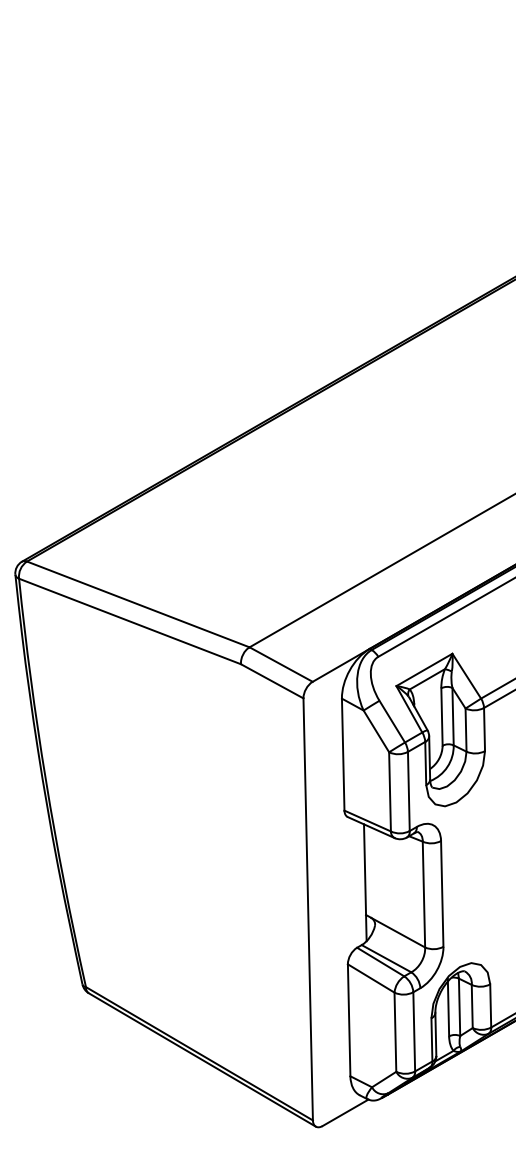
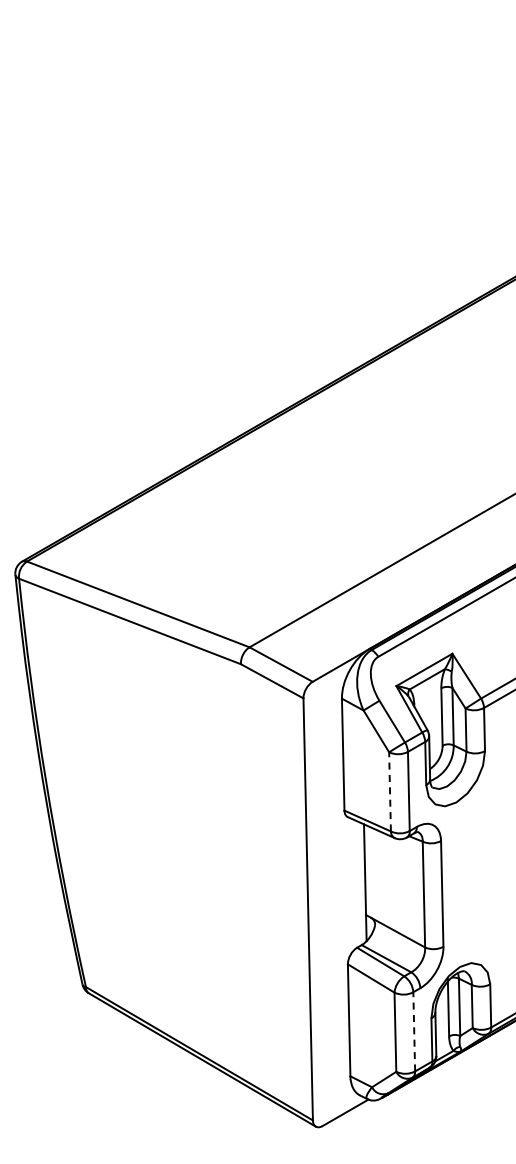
line: solid -> dashed (390, 791)
line: solid -> dashed (414, 1031)
